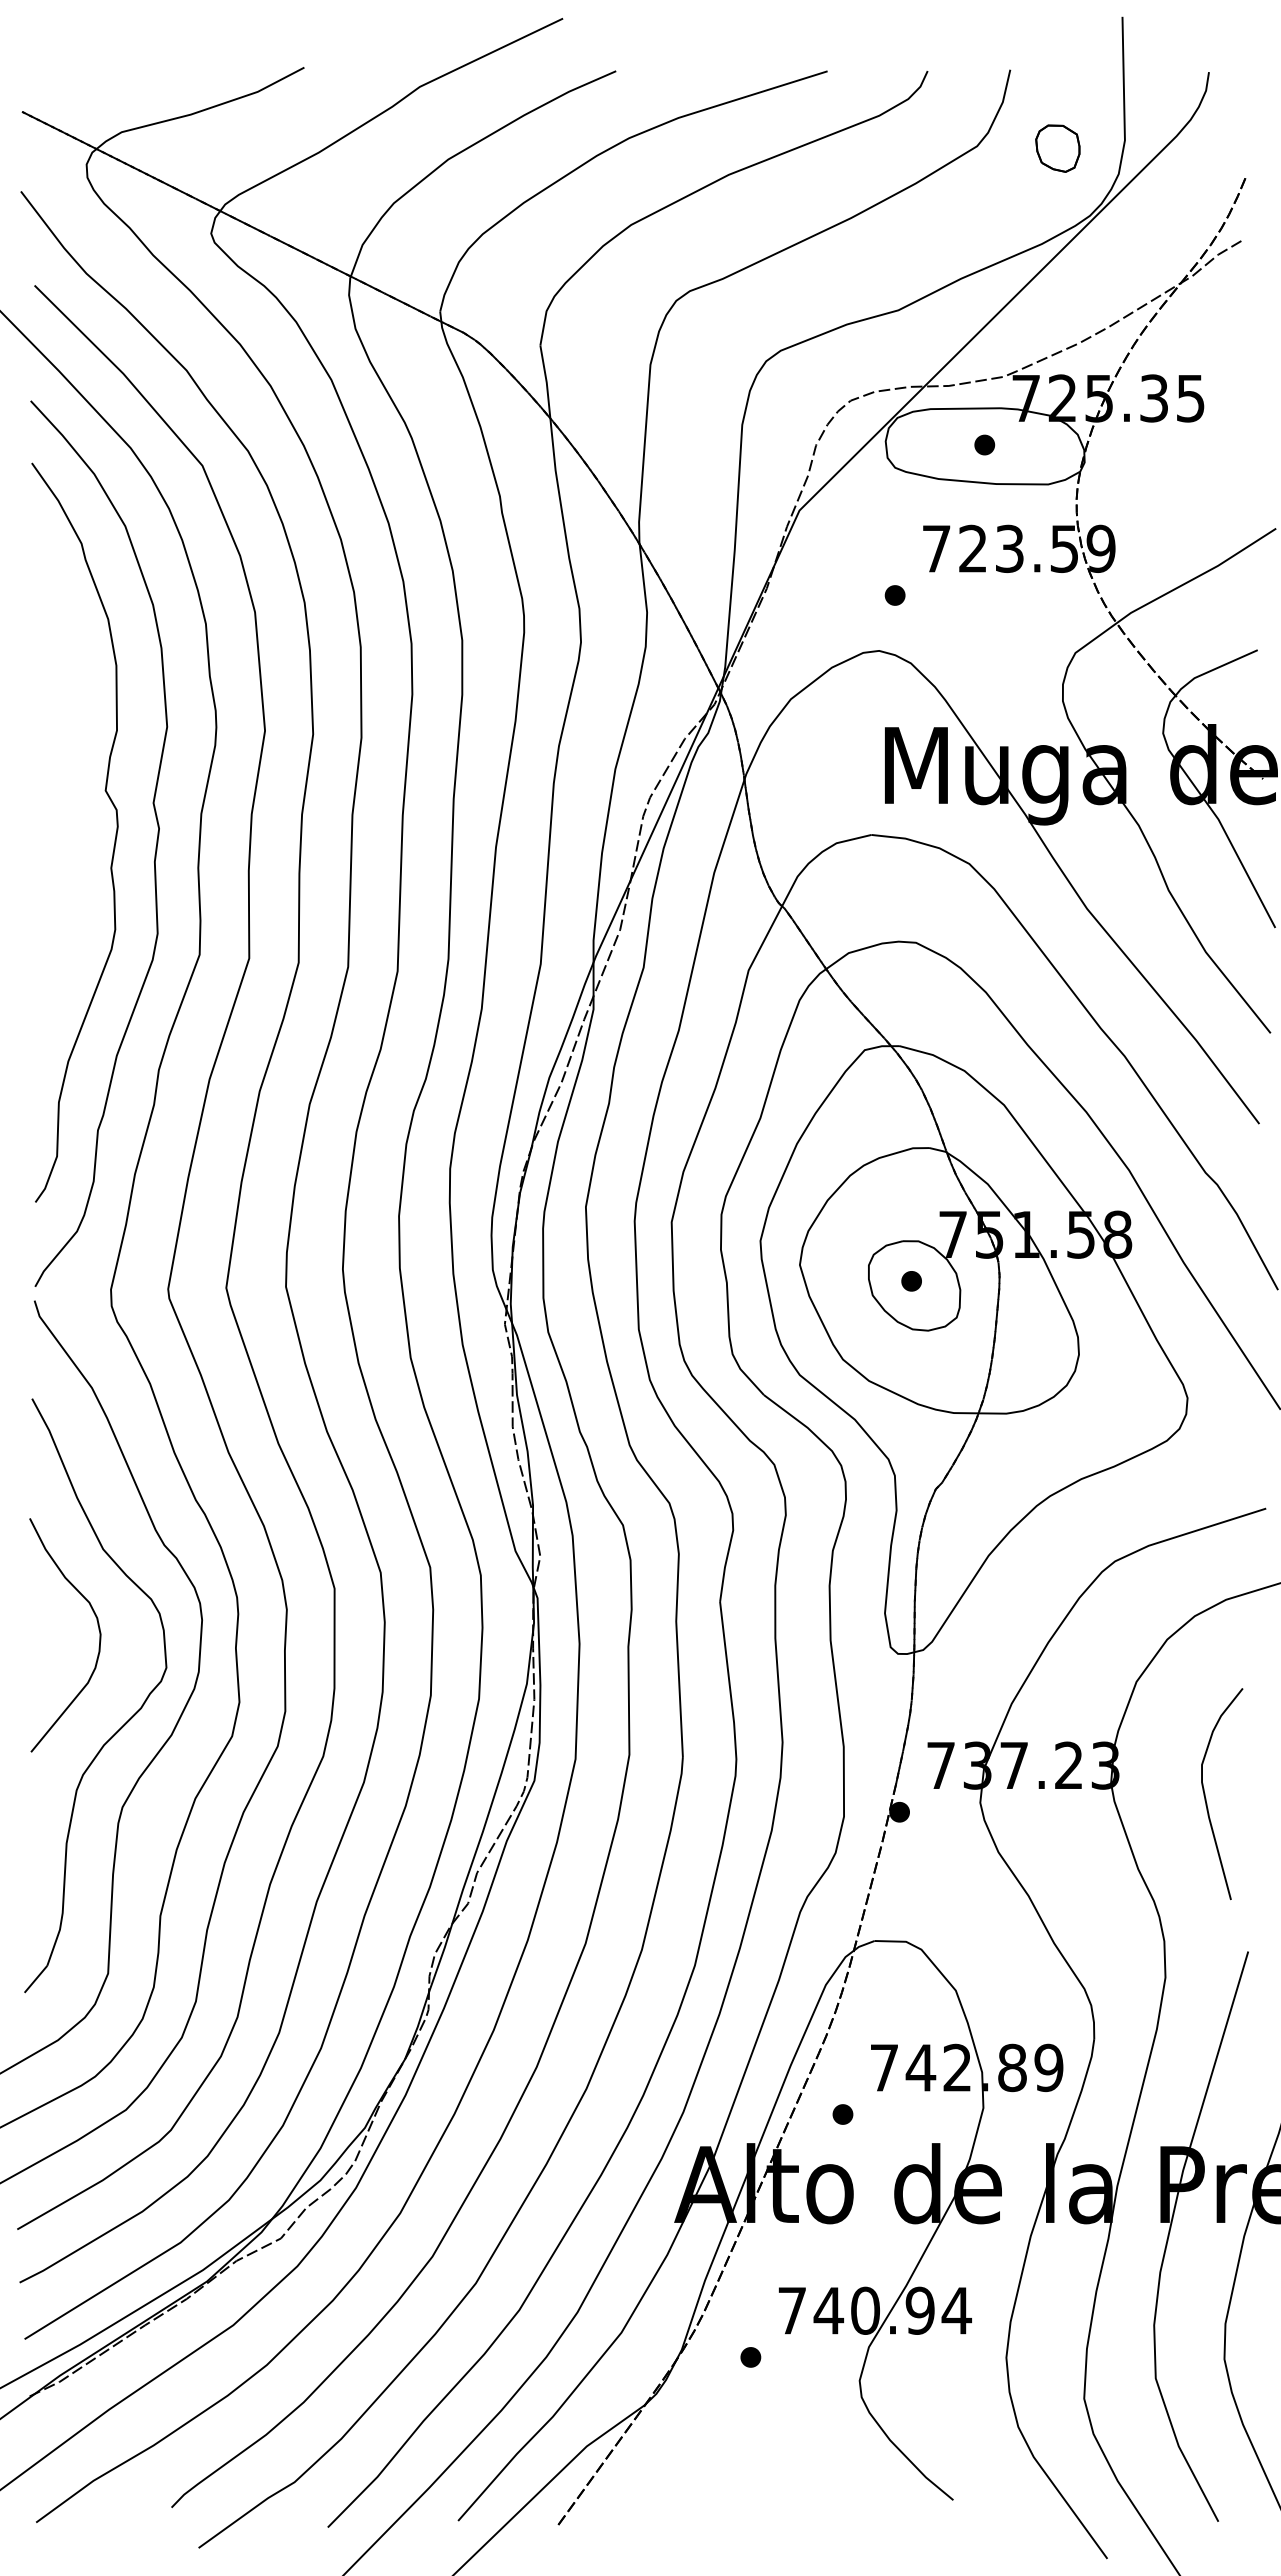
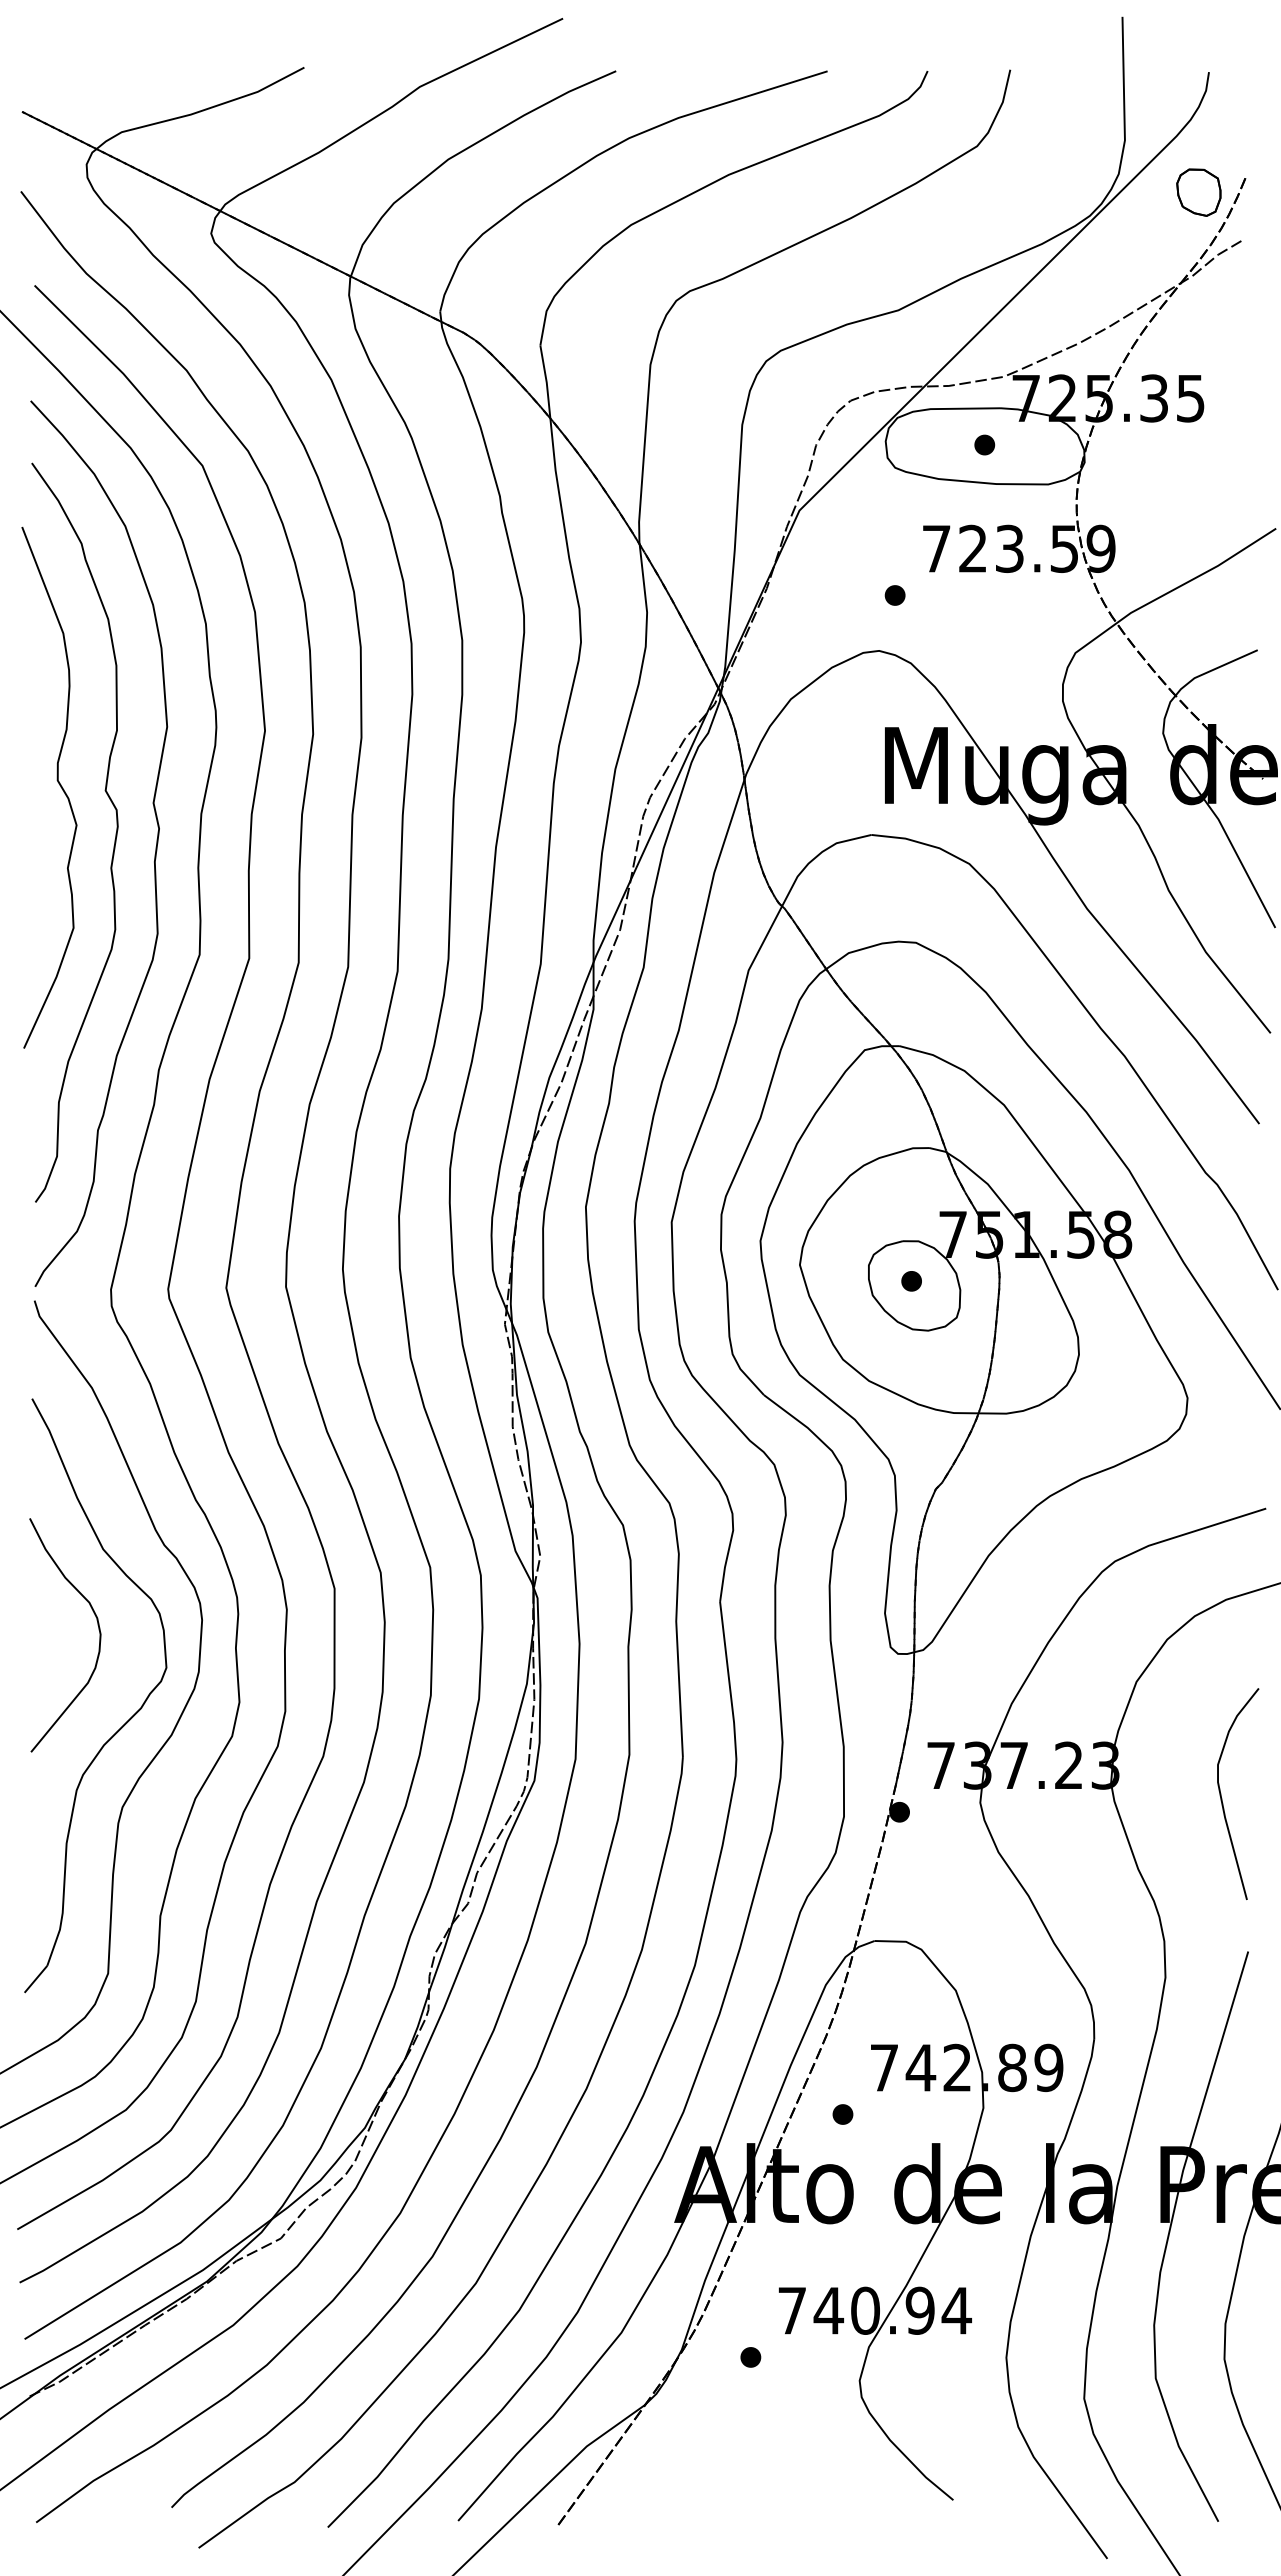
part position: (1057, 148) -> (1198, 192) (1198, 192)
curve: none -> present (57, 782)
curve position: (1206, 1798) -> (1222, 1798) (1222, 1798)
